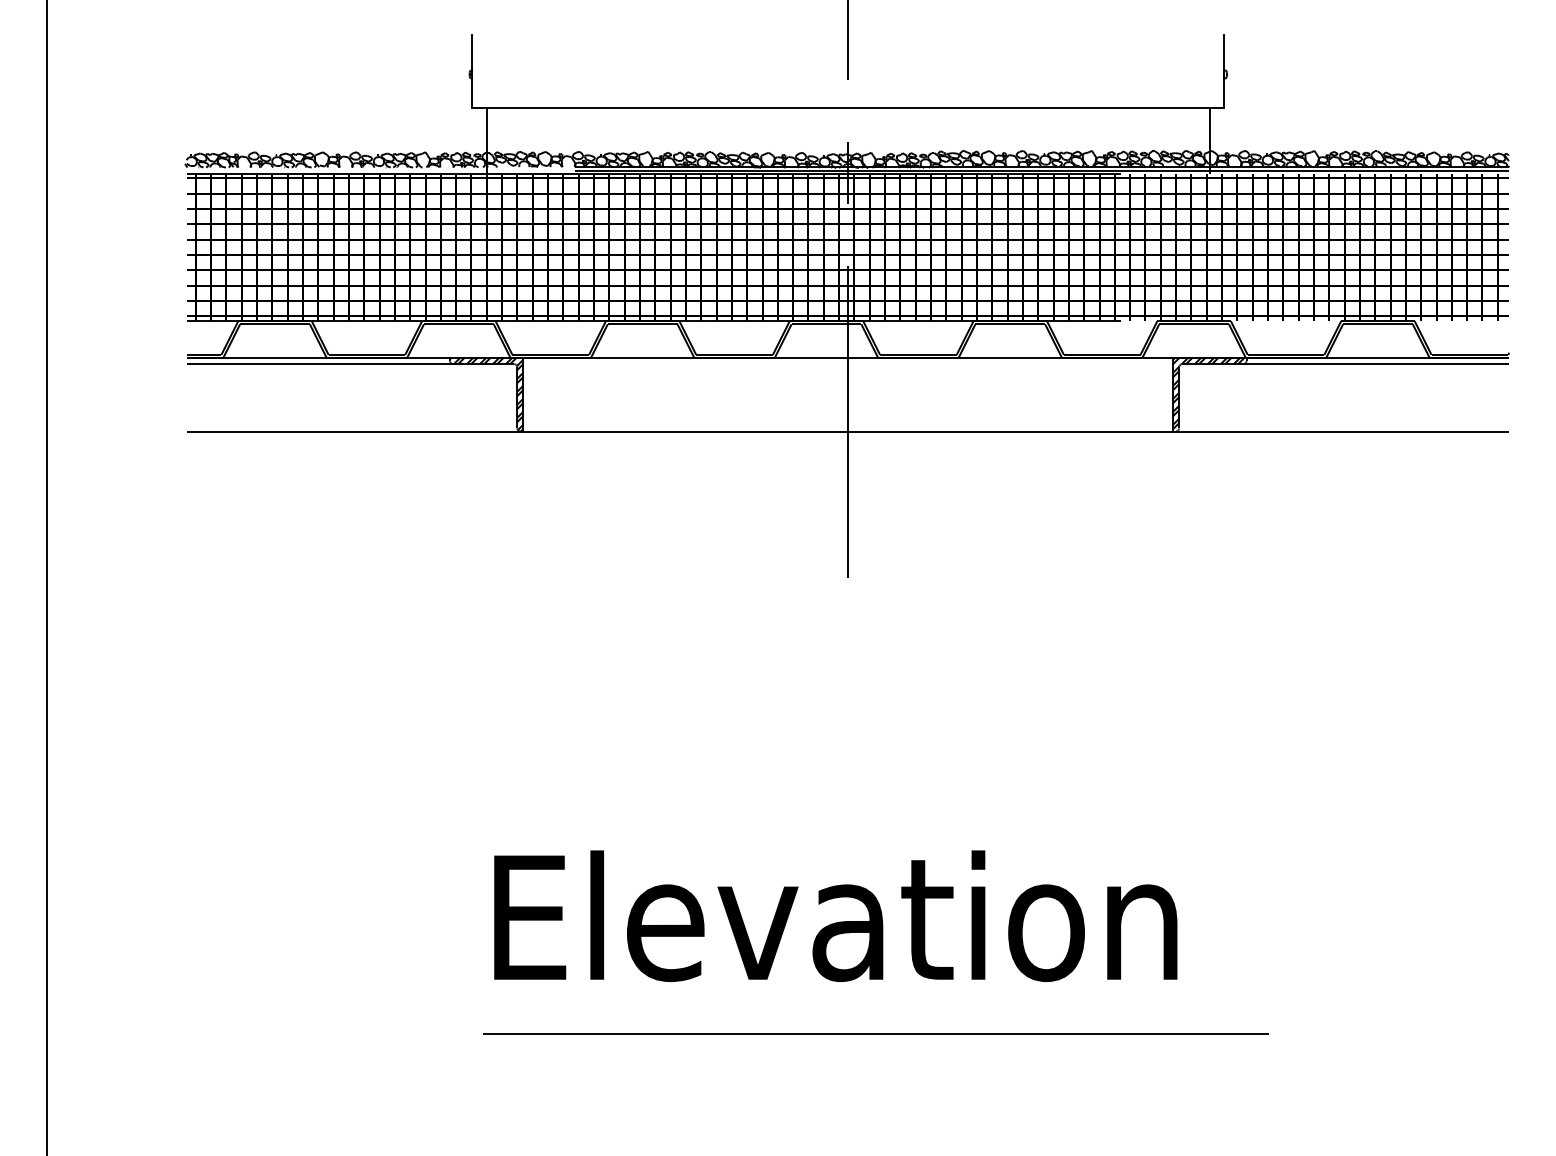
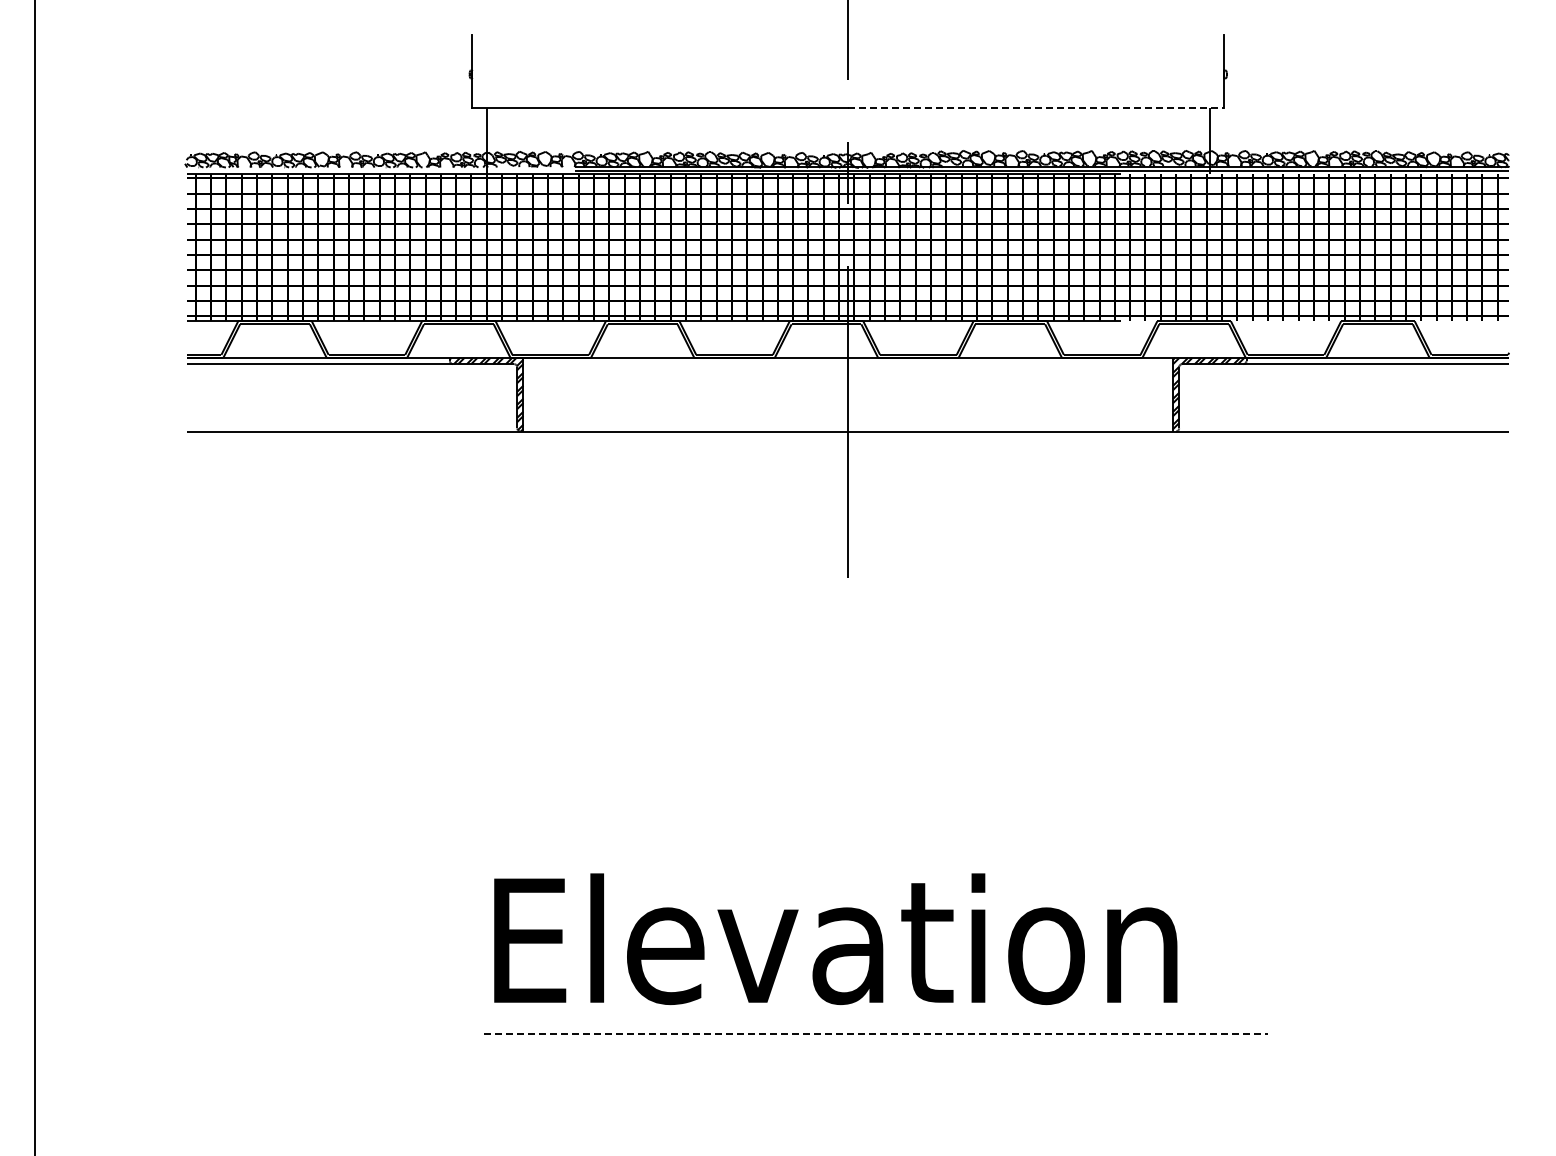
line: solid -> dashed (1036, 107)
line position: (46, 577) -> (34, 577) (34, 577)
text position: (835, 915) -> (835, 938) (835, 938)
line: solid -> dashed (876, 1034)
